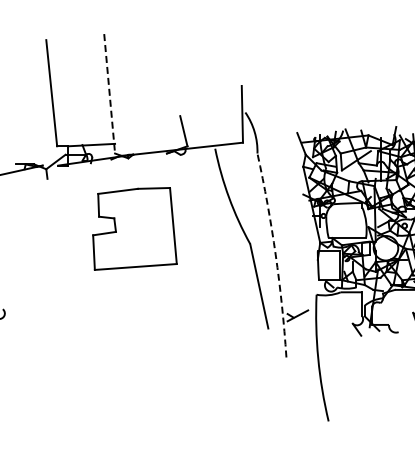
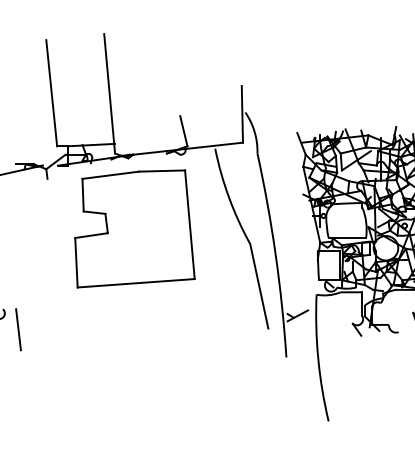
line: dashed -> solid (109, 93)
part size: 86x84 px -> 122x120 px (134, 228)
arc: dashed -> solid (275, 254)
line: none -> present (18, 329)
